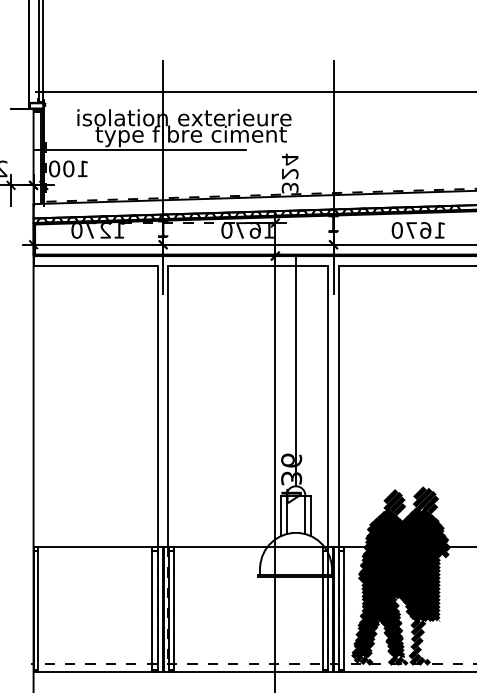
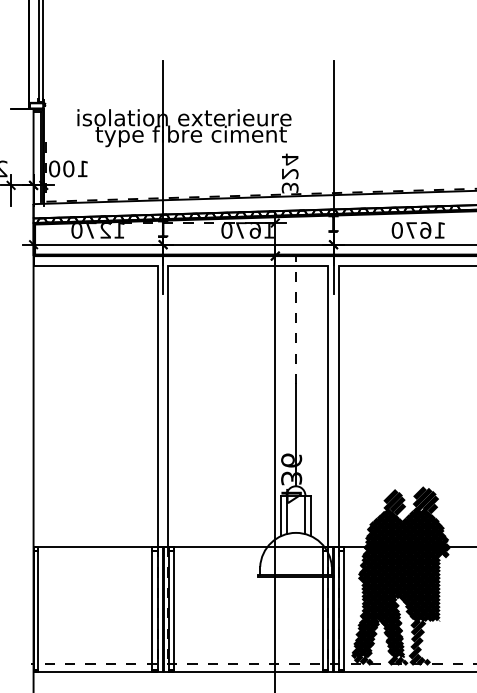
line: present -> none (254, 91)
line: present -> none (139, 150)
line: solid -> dashed (296, 319)
